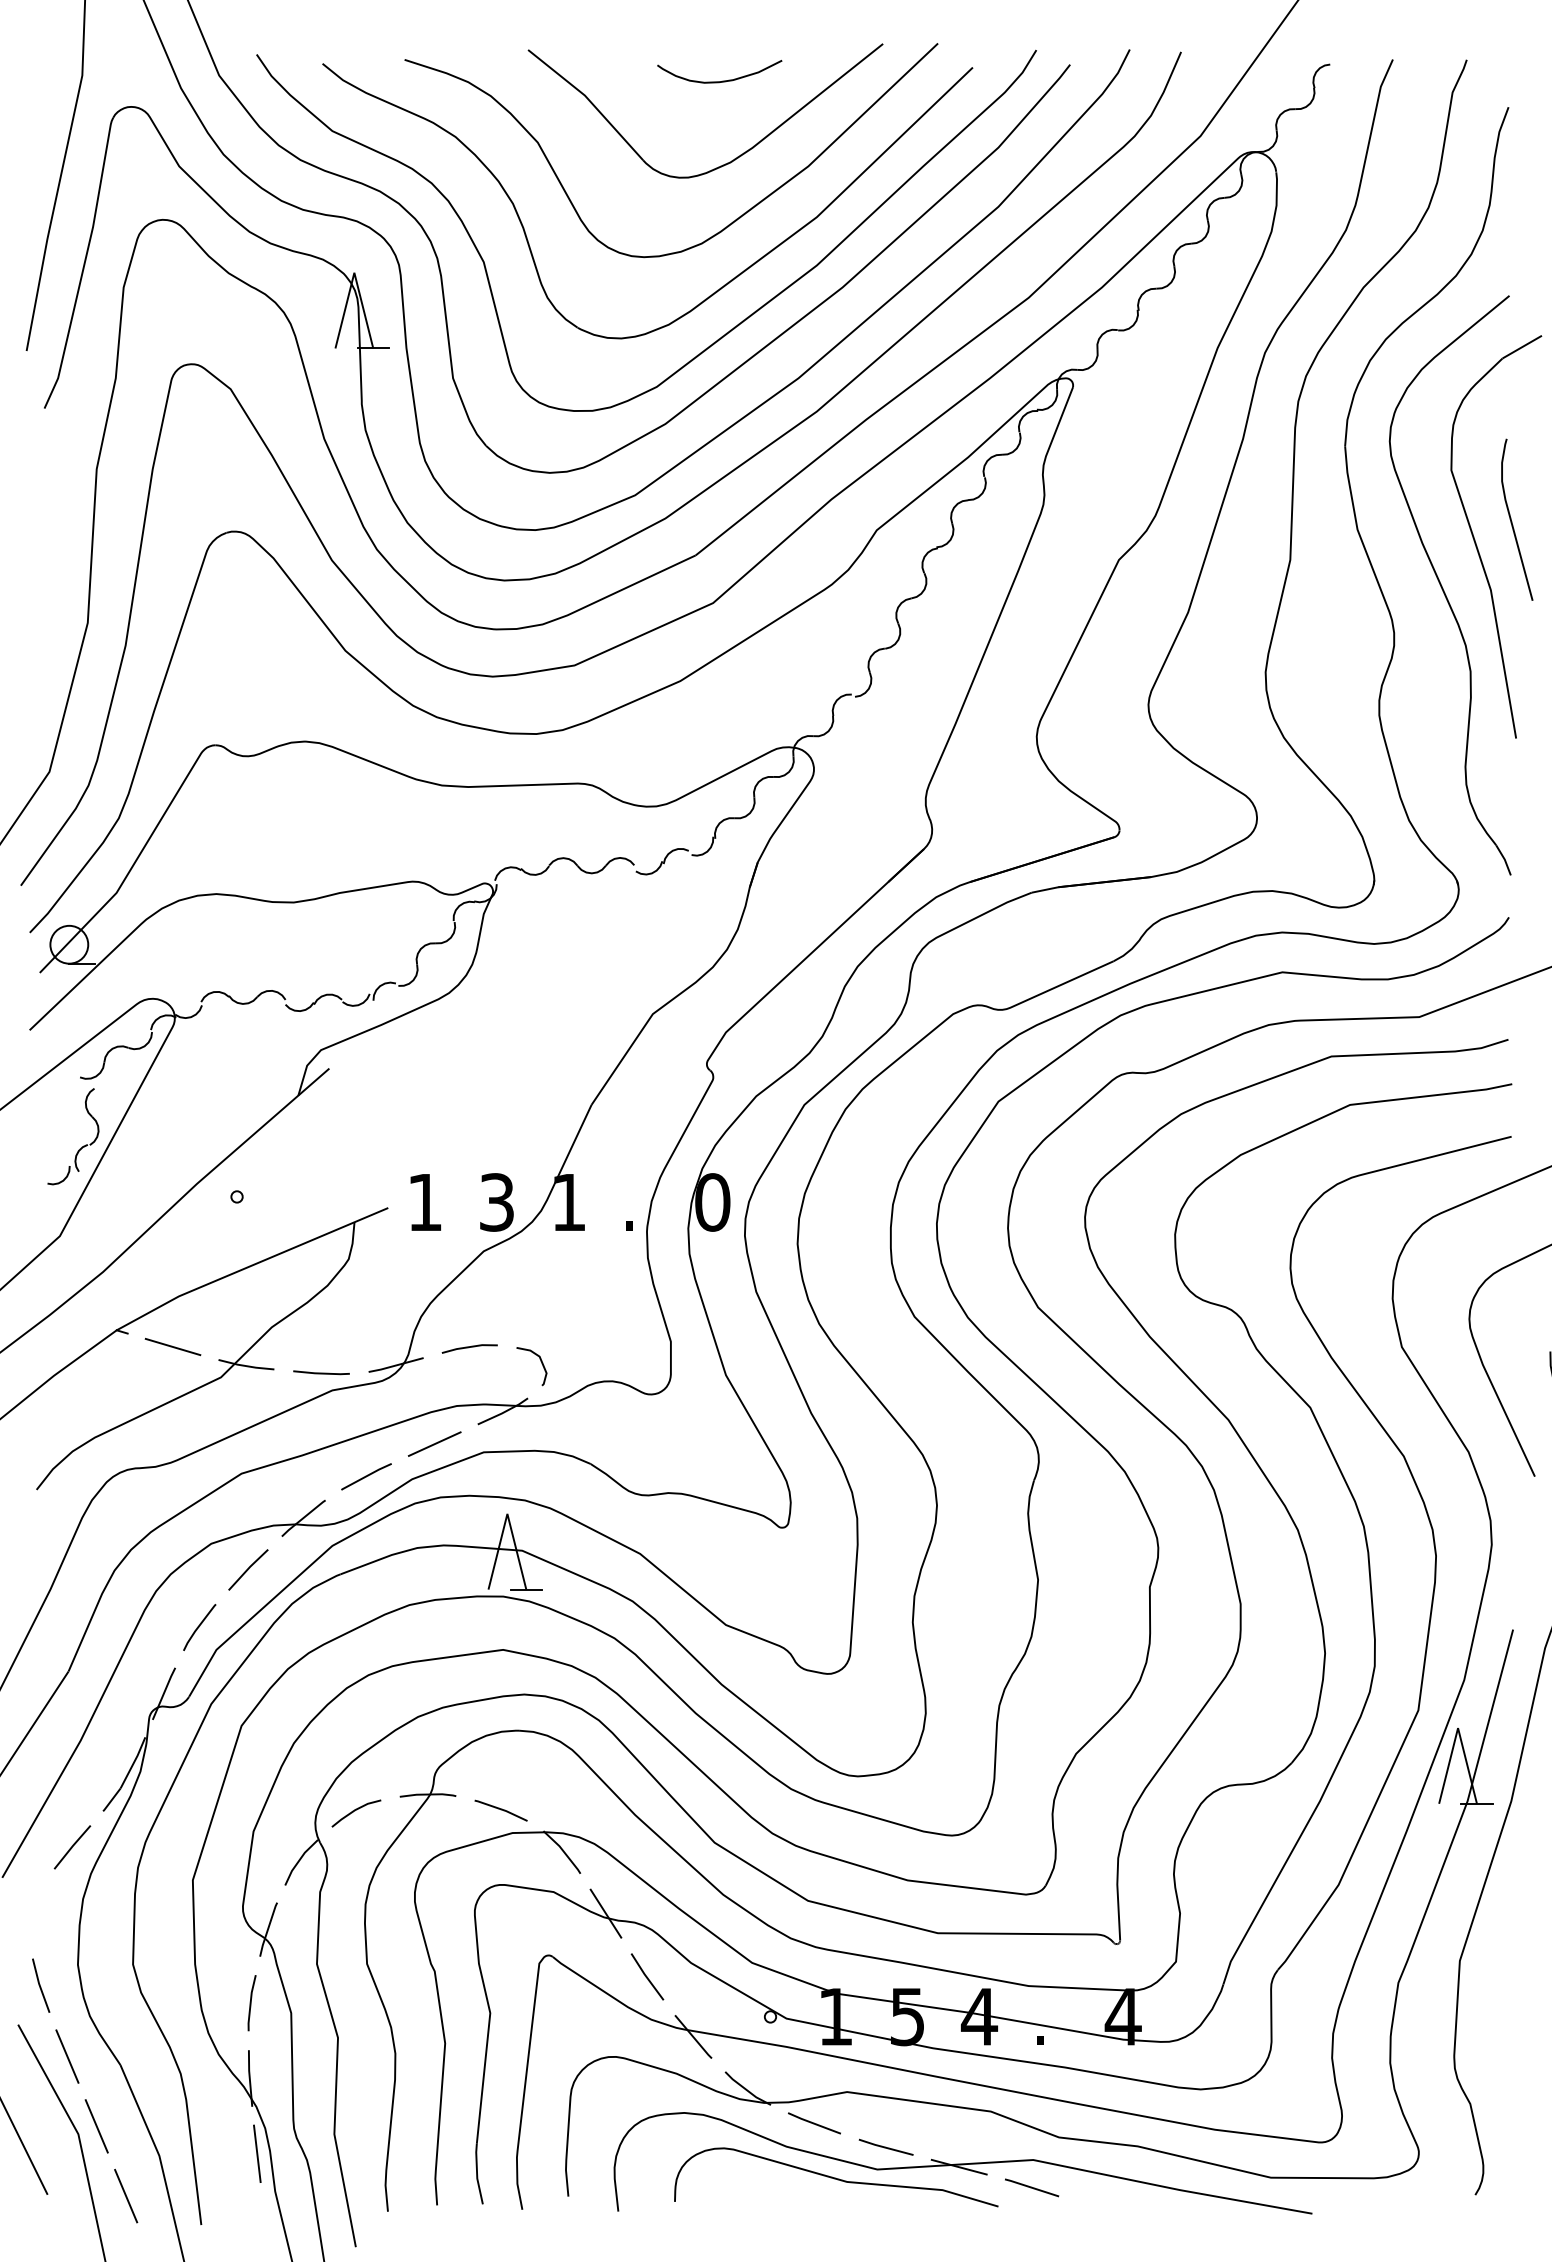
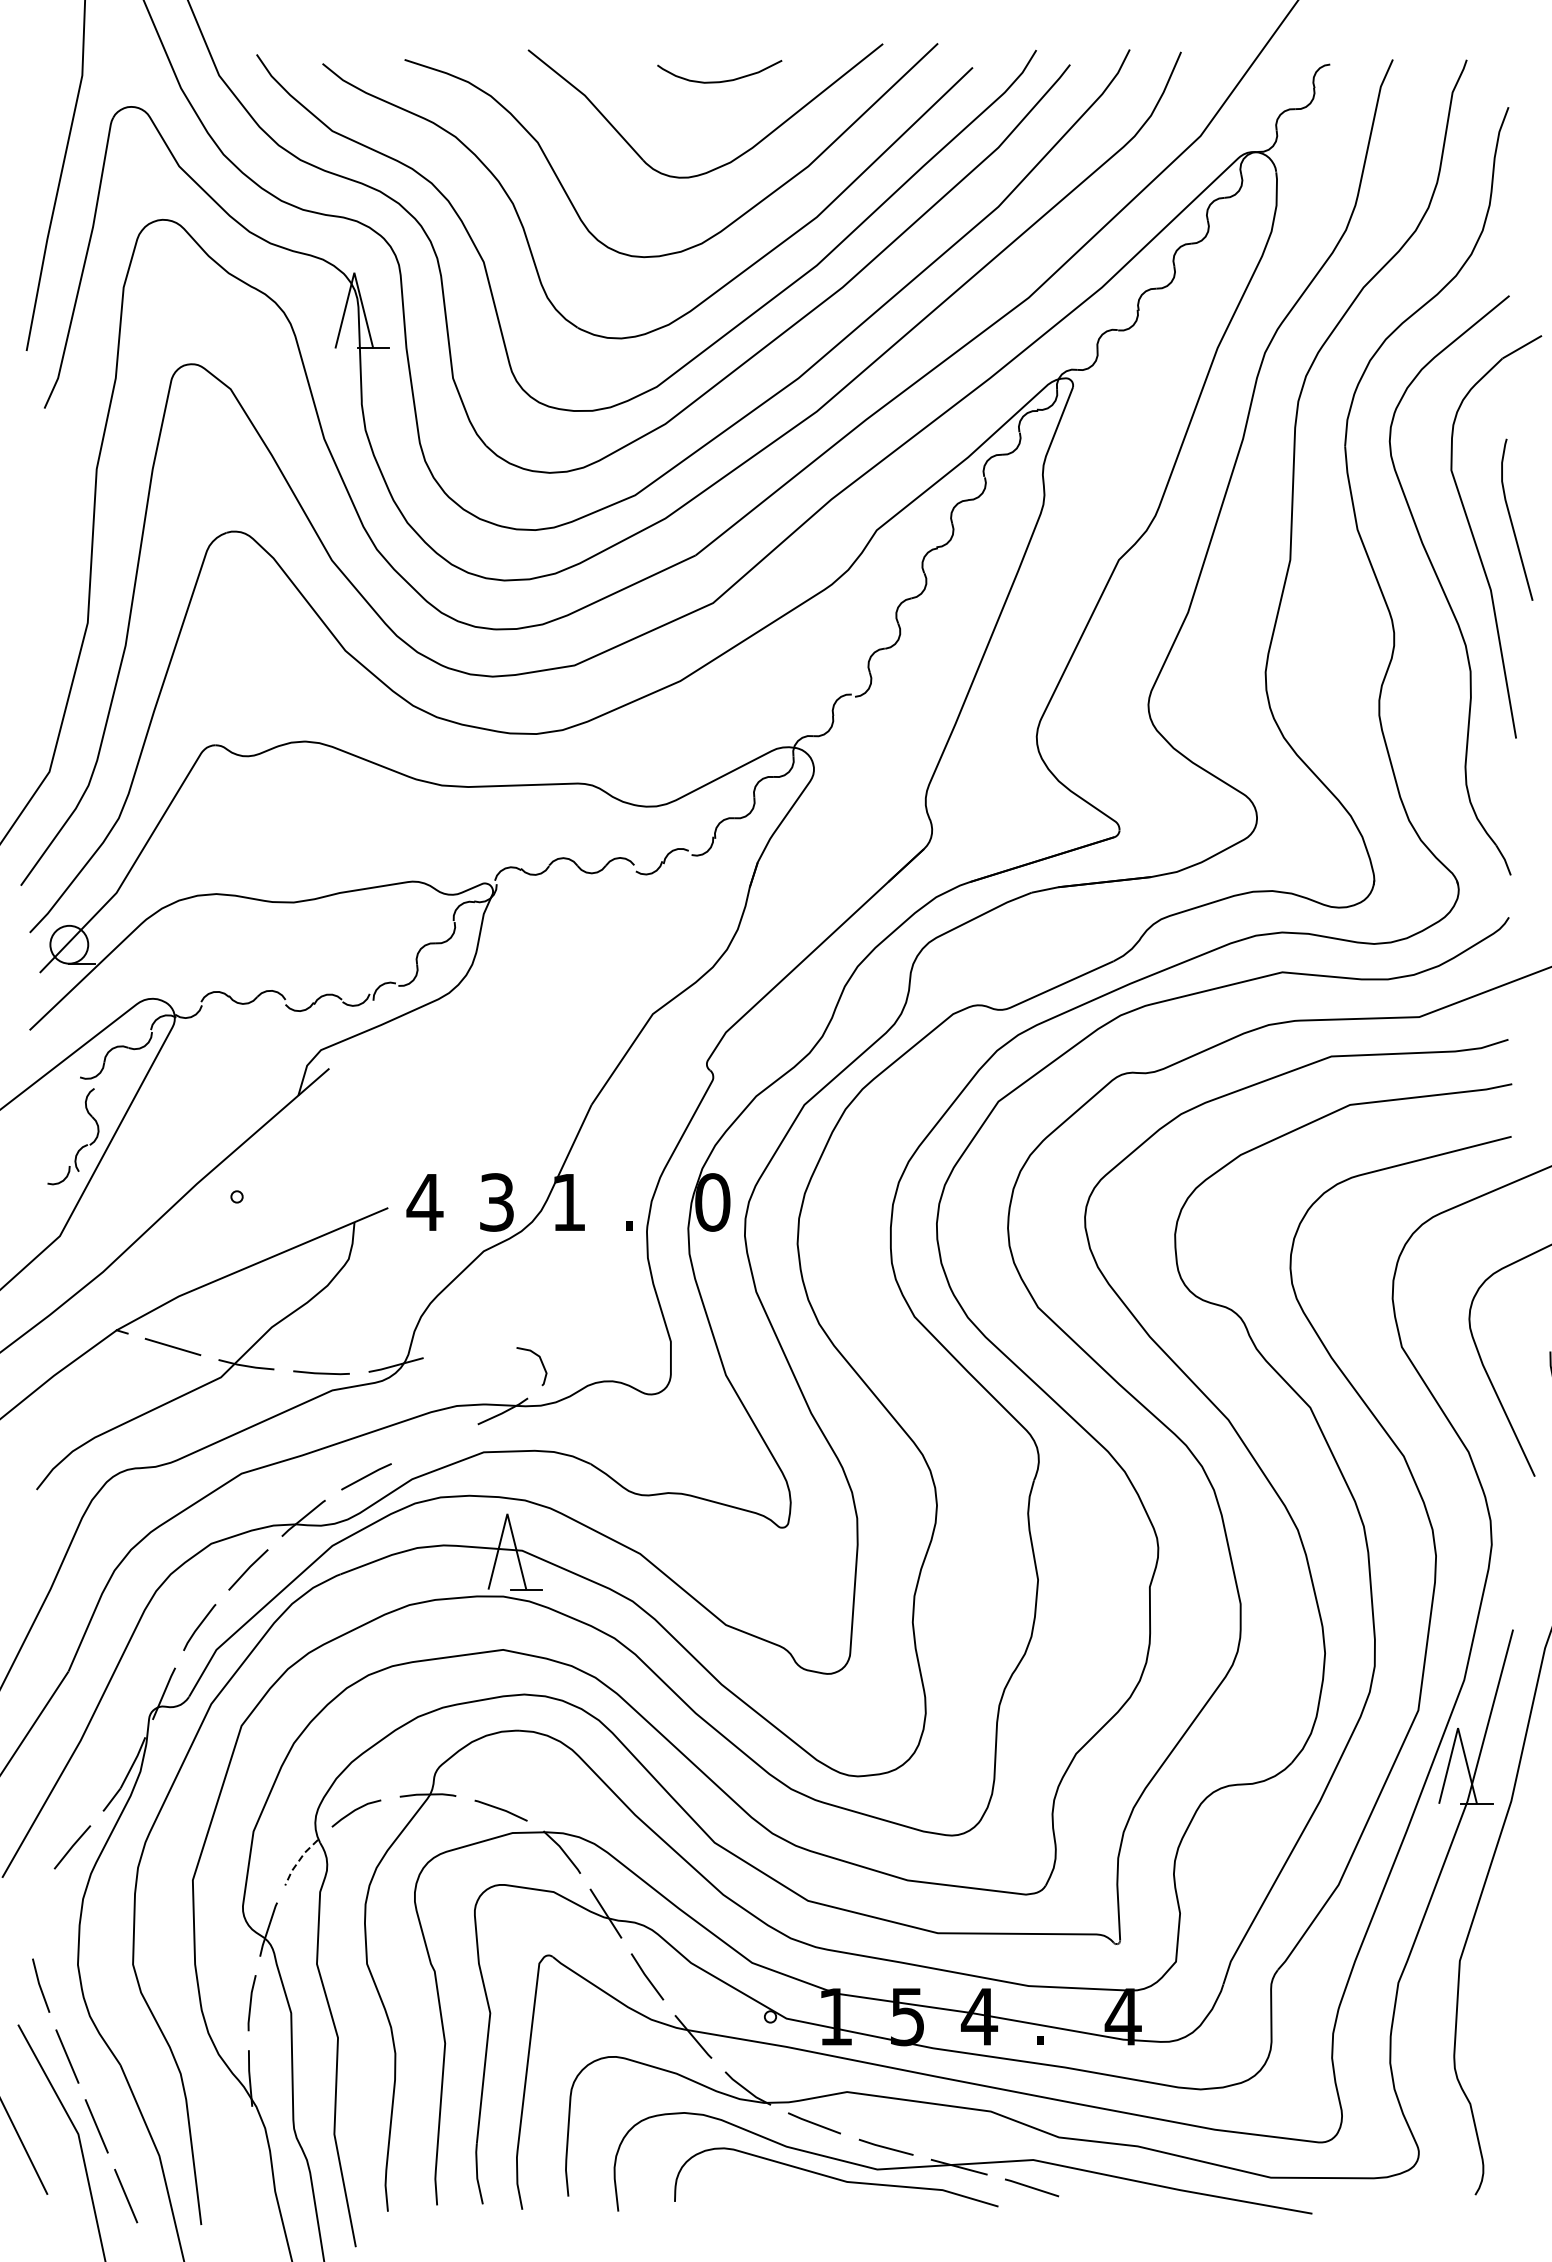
text: 1 -> 4 (424, 1202)
line: present -> none (469, 1347)
line: present -> none (434, 1443)
line: solid -> dashed (298, 1861)
line: present -> none (257, 2153)
